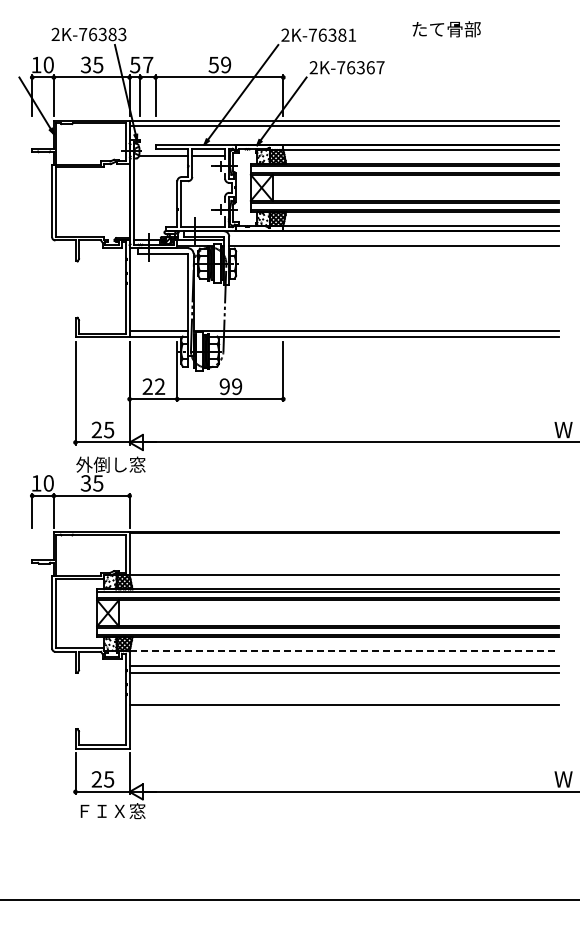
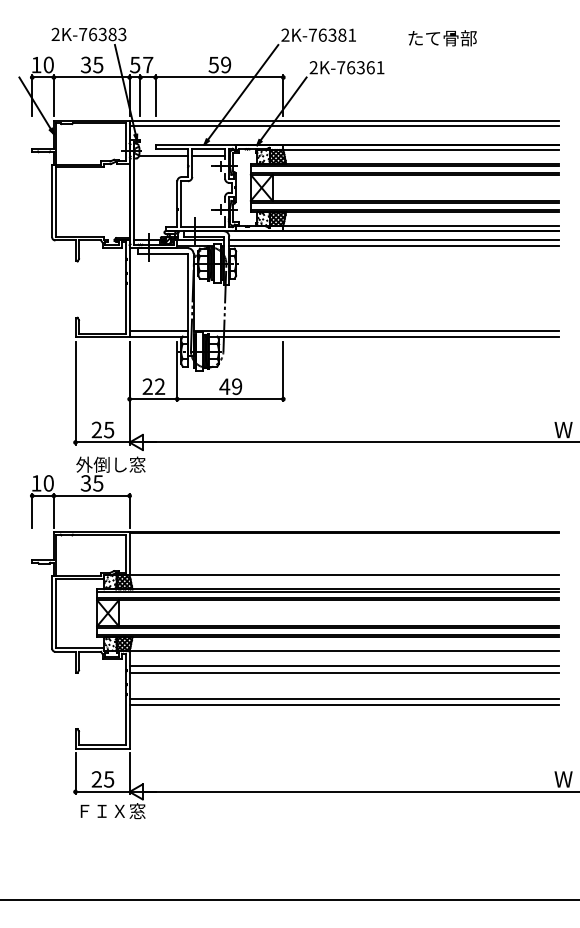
text position: (446, 29) -> (442, 38) (442, 38)
text: 2K-76367 -> 2K-76361 (380, 67)
line: none -> present (394, 239)
text: 99 -> 49 (224, 386)
line: dashed -> solid (344, 651)
line: none -> present (344, 698)
